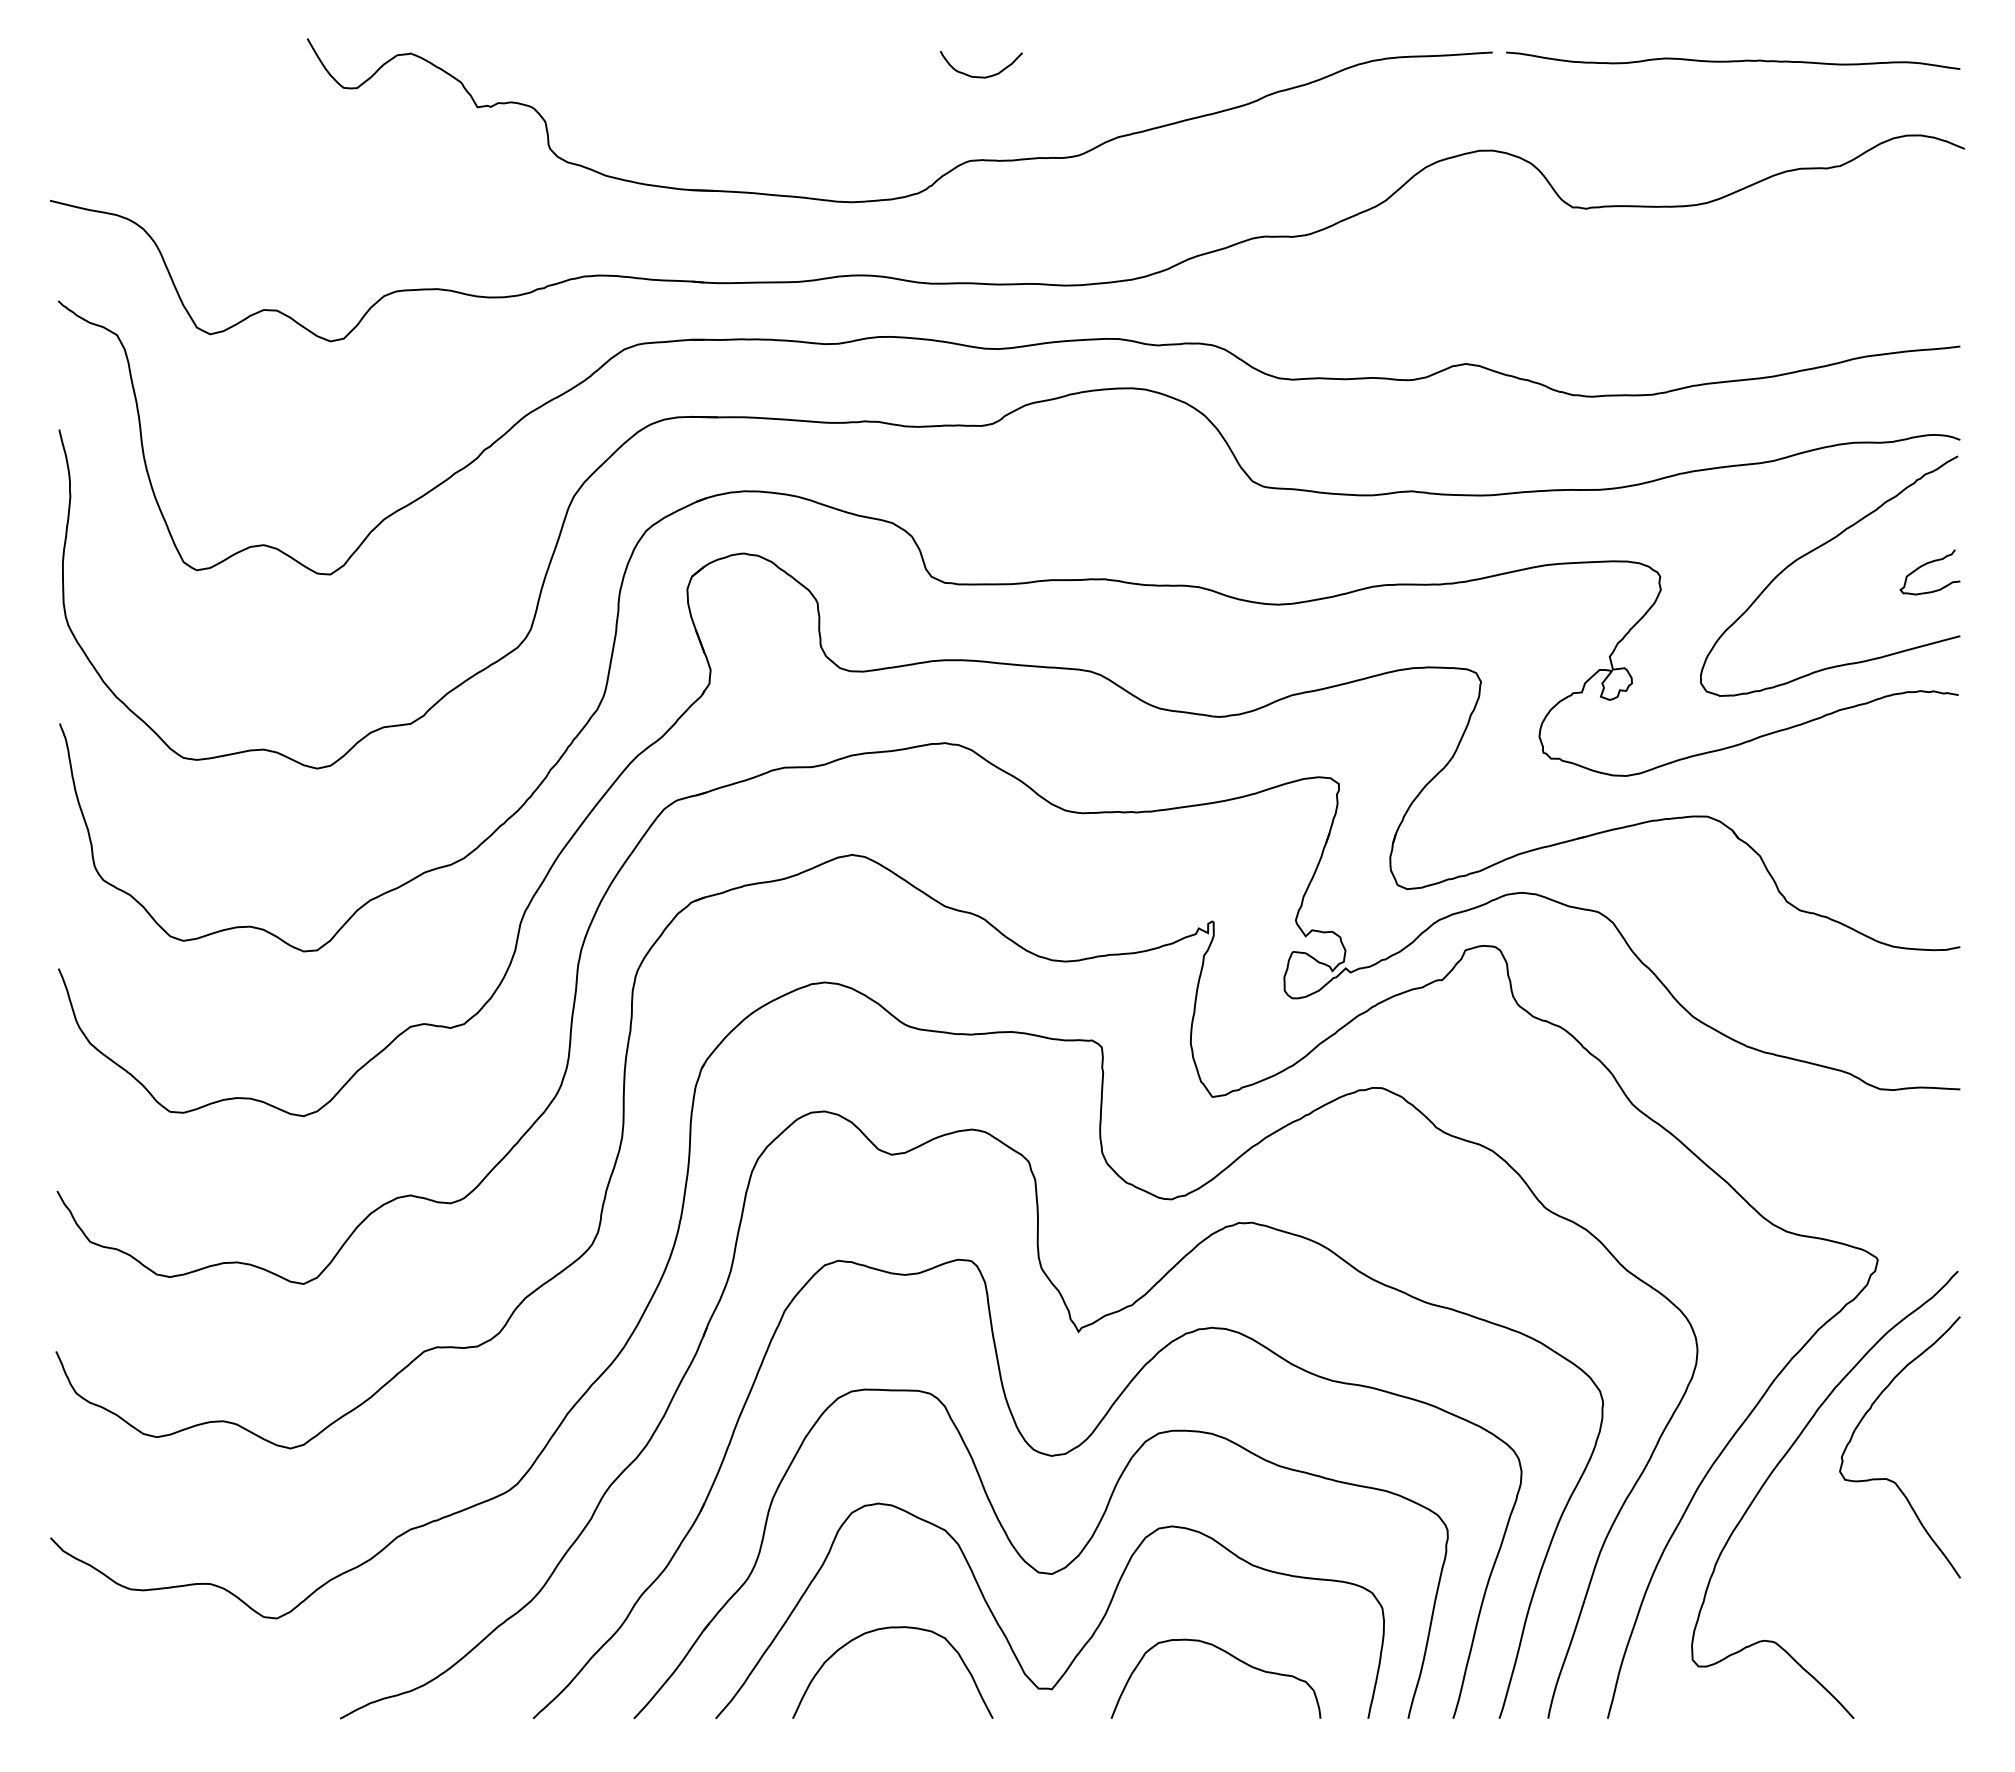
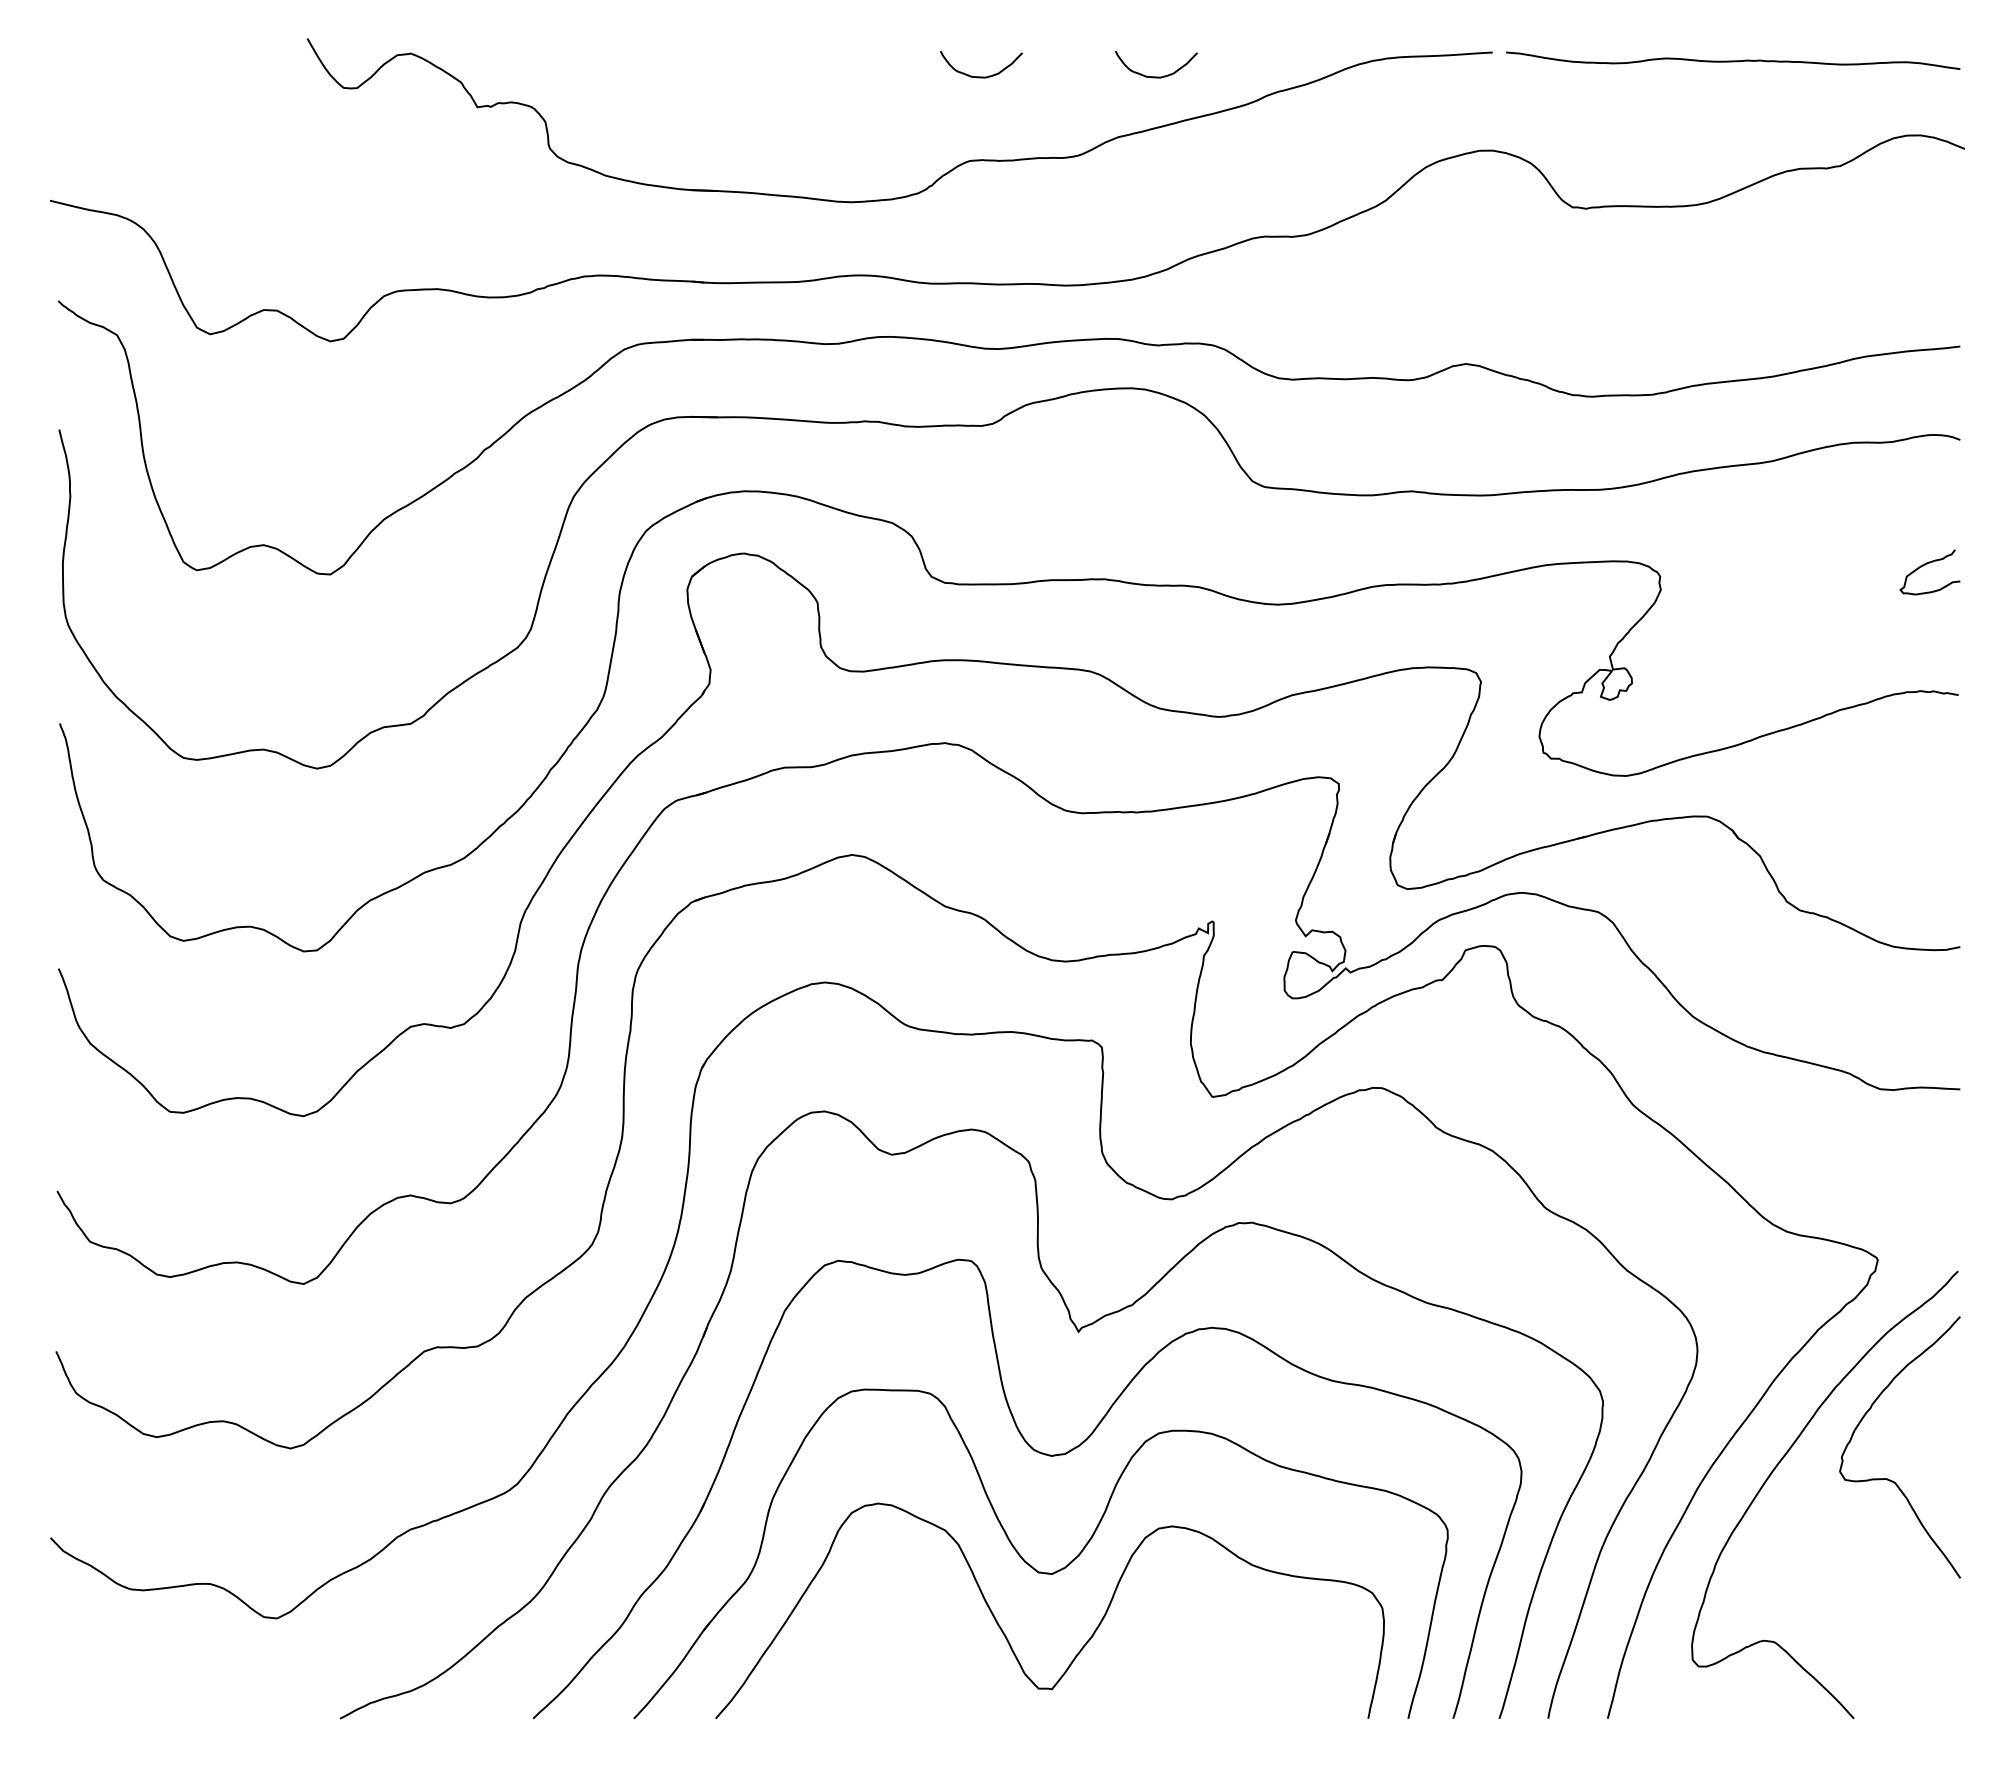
curve: none -> present (1156, 76)
curve: present -> none (1815, 550)
curve: present -> none (885, 1629)
curve: present -> none (1229, 1655)
